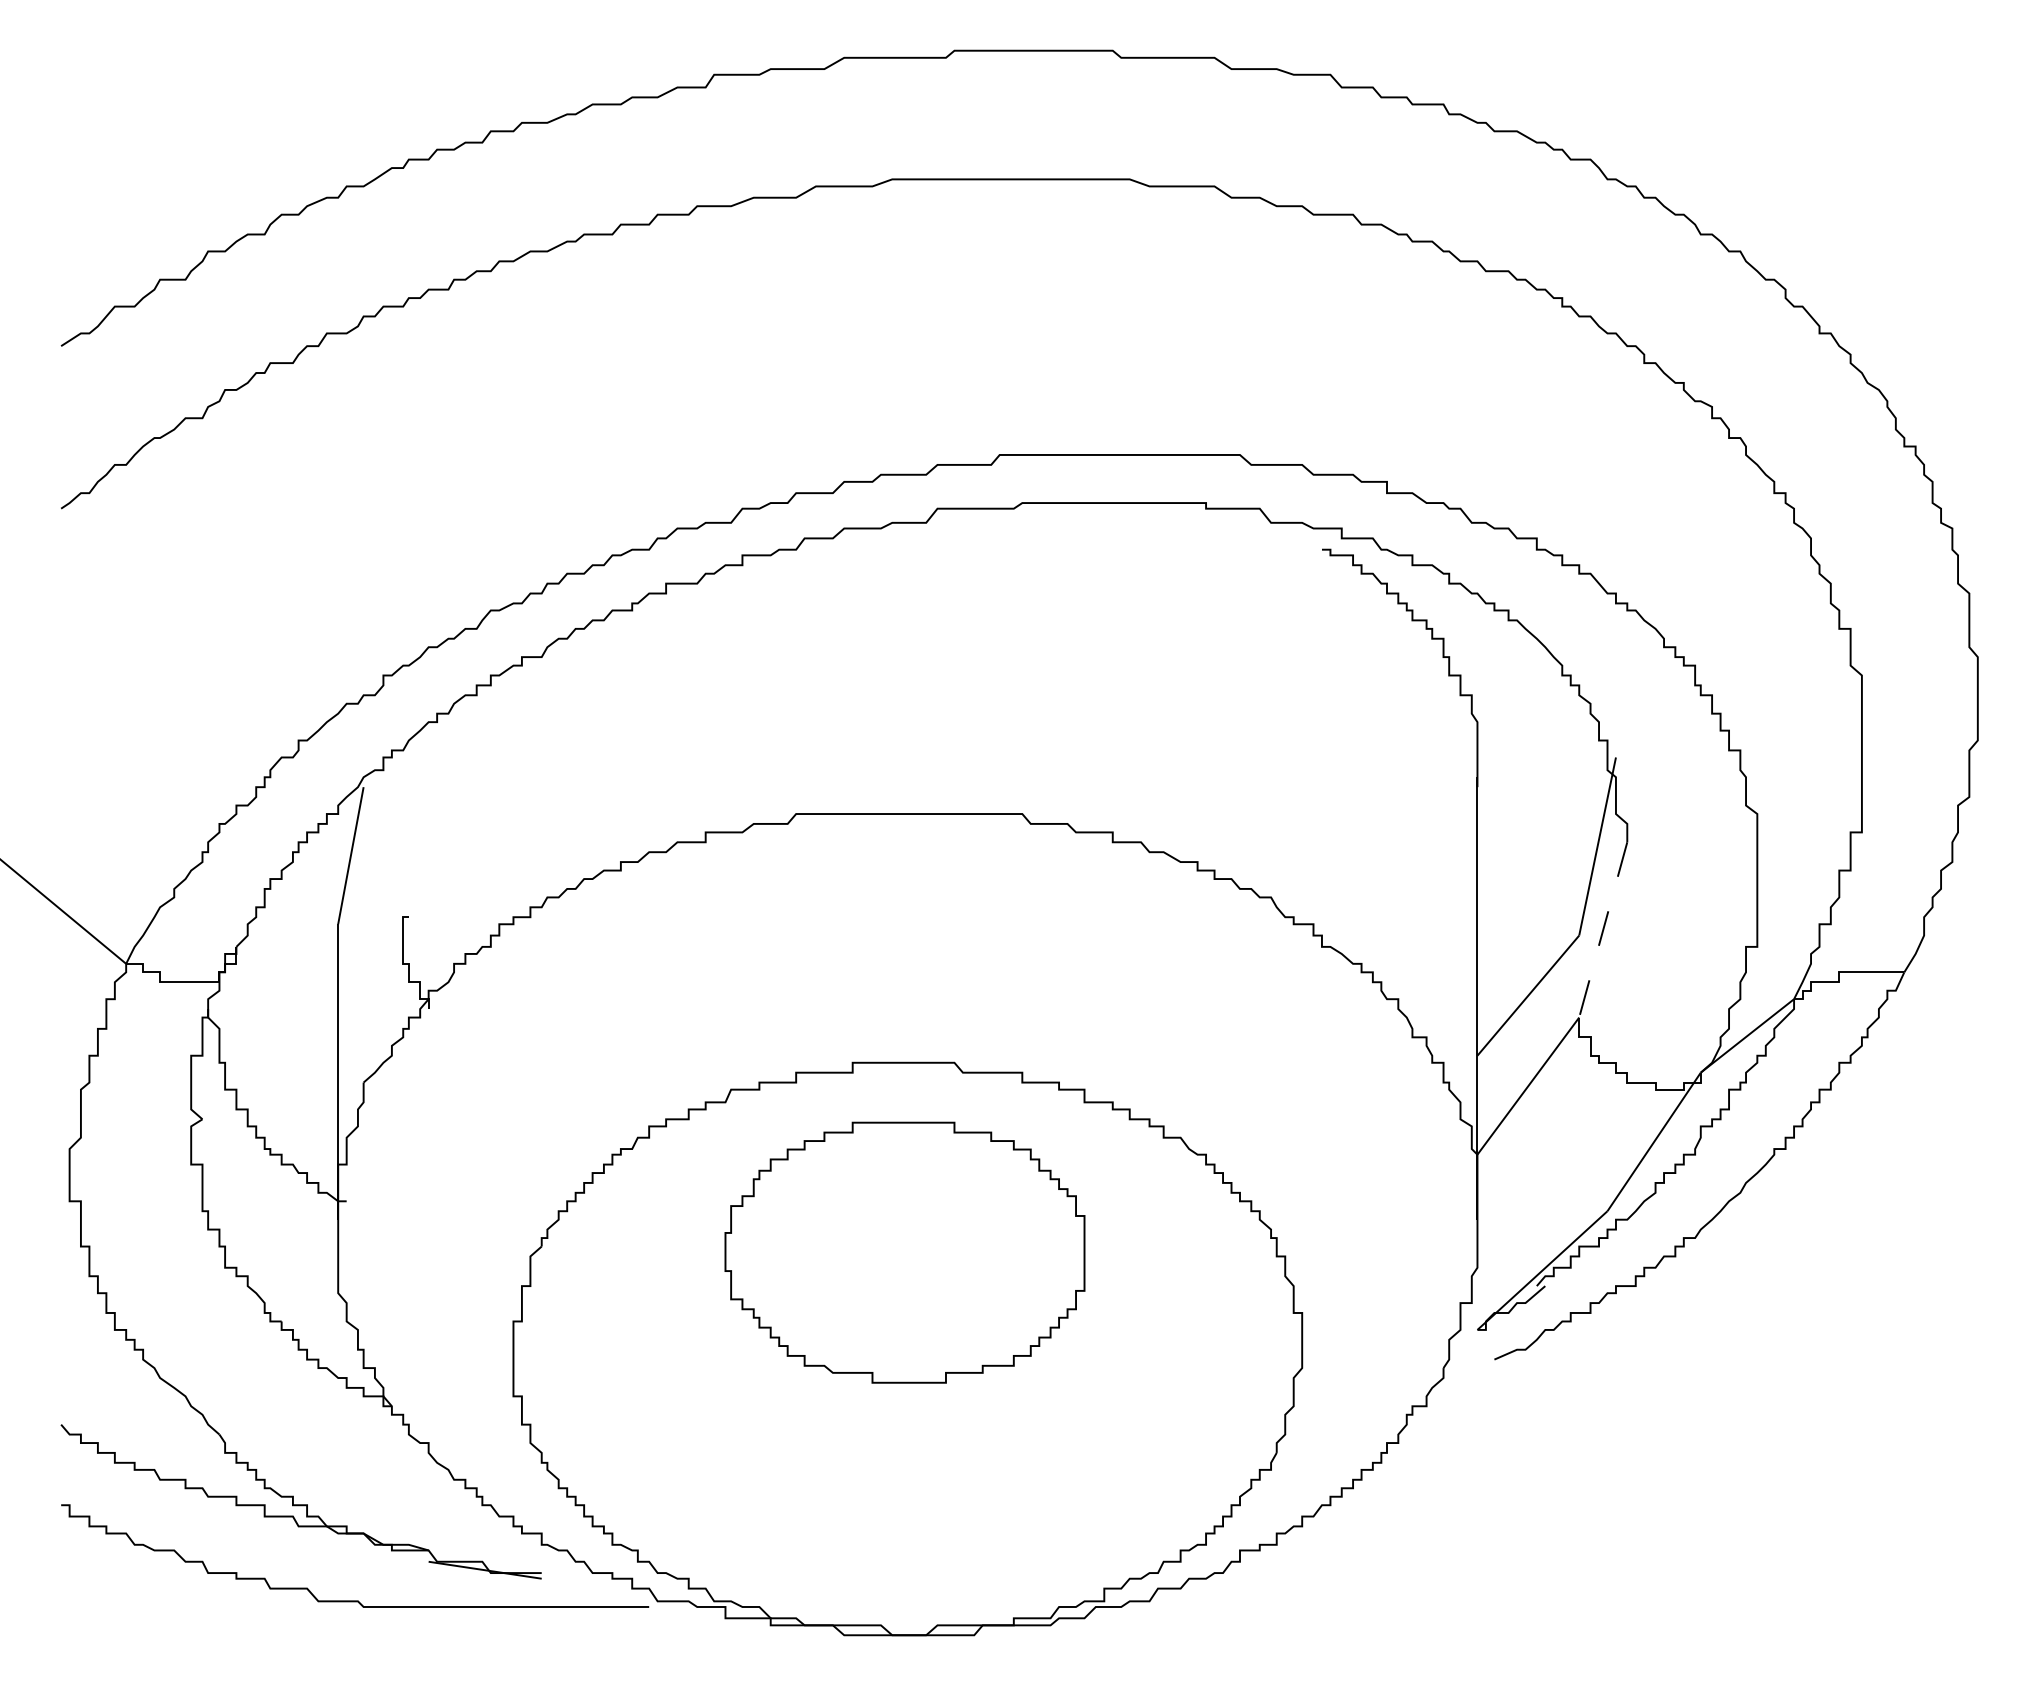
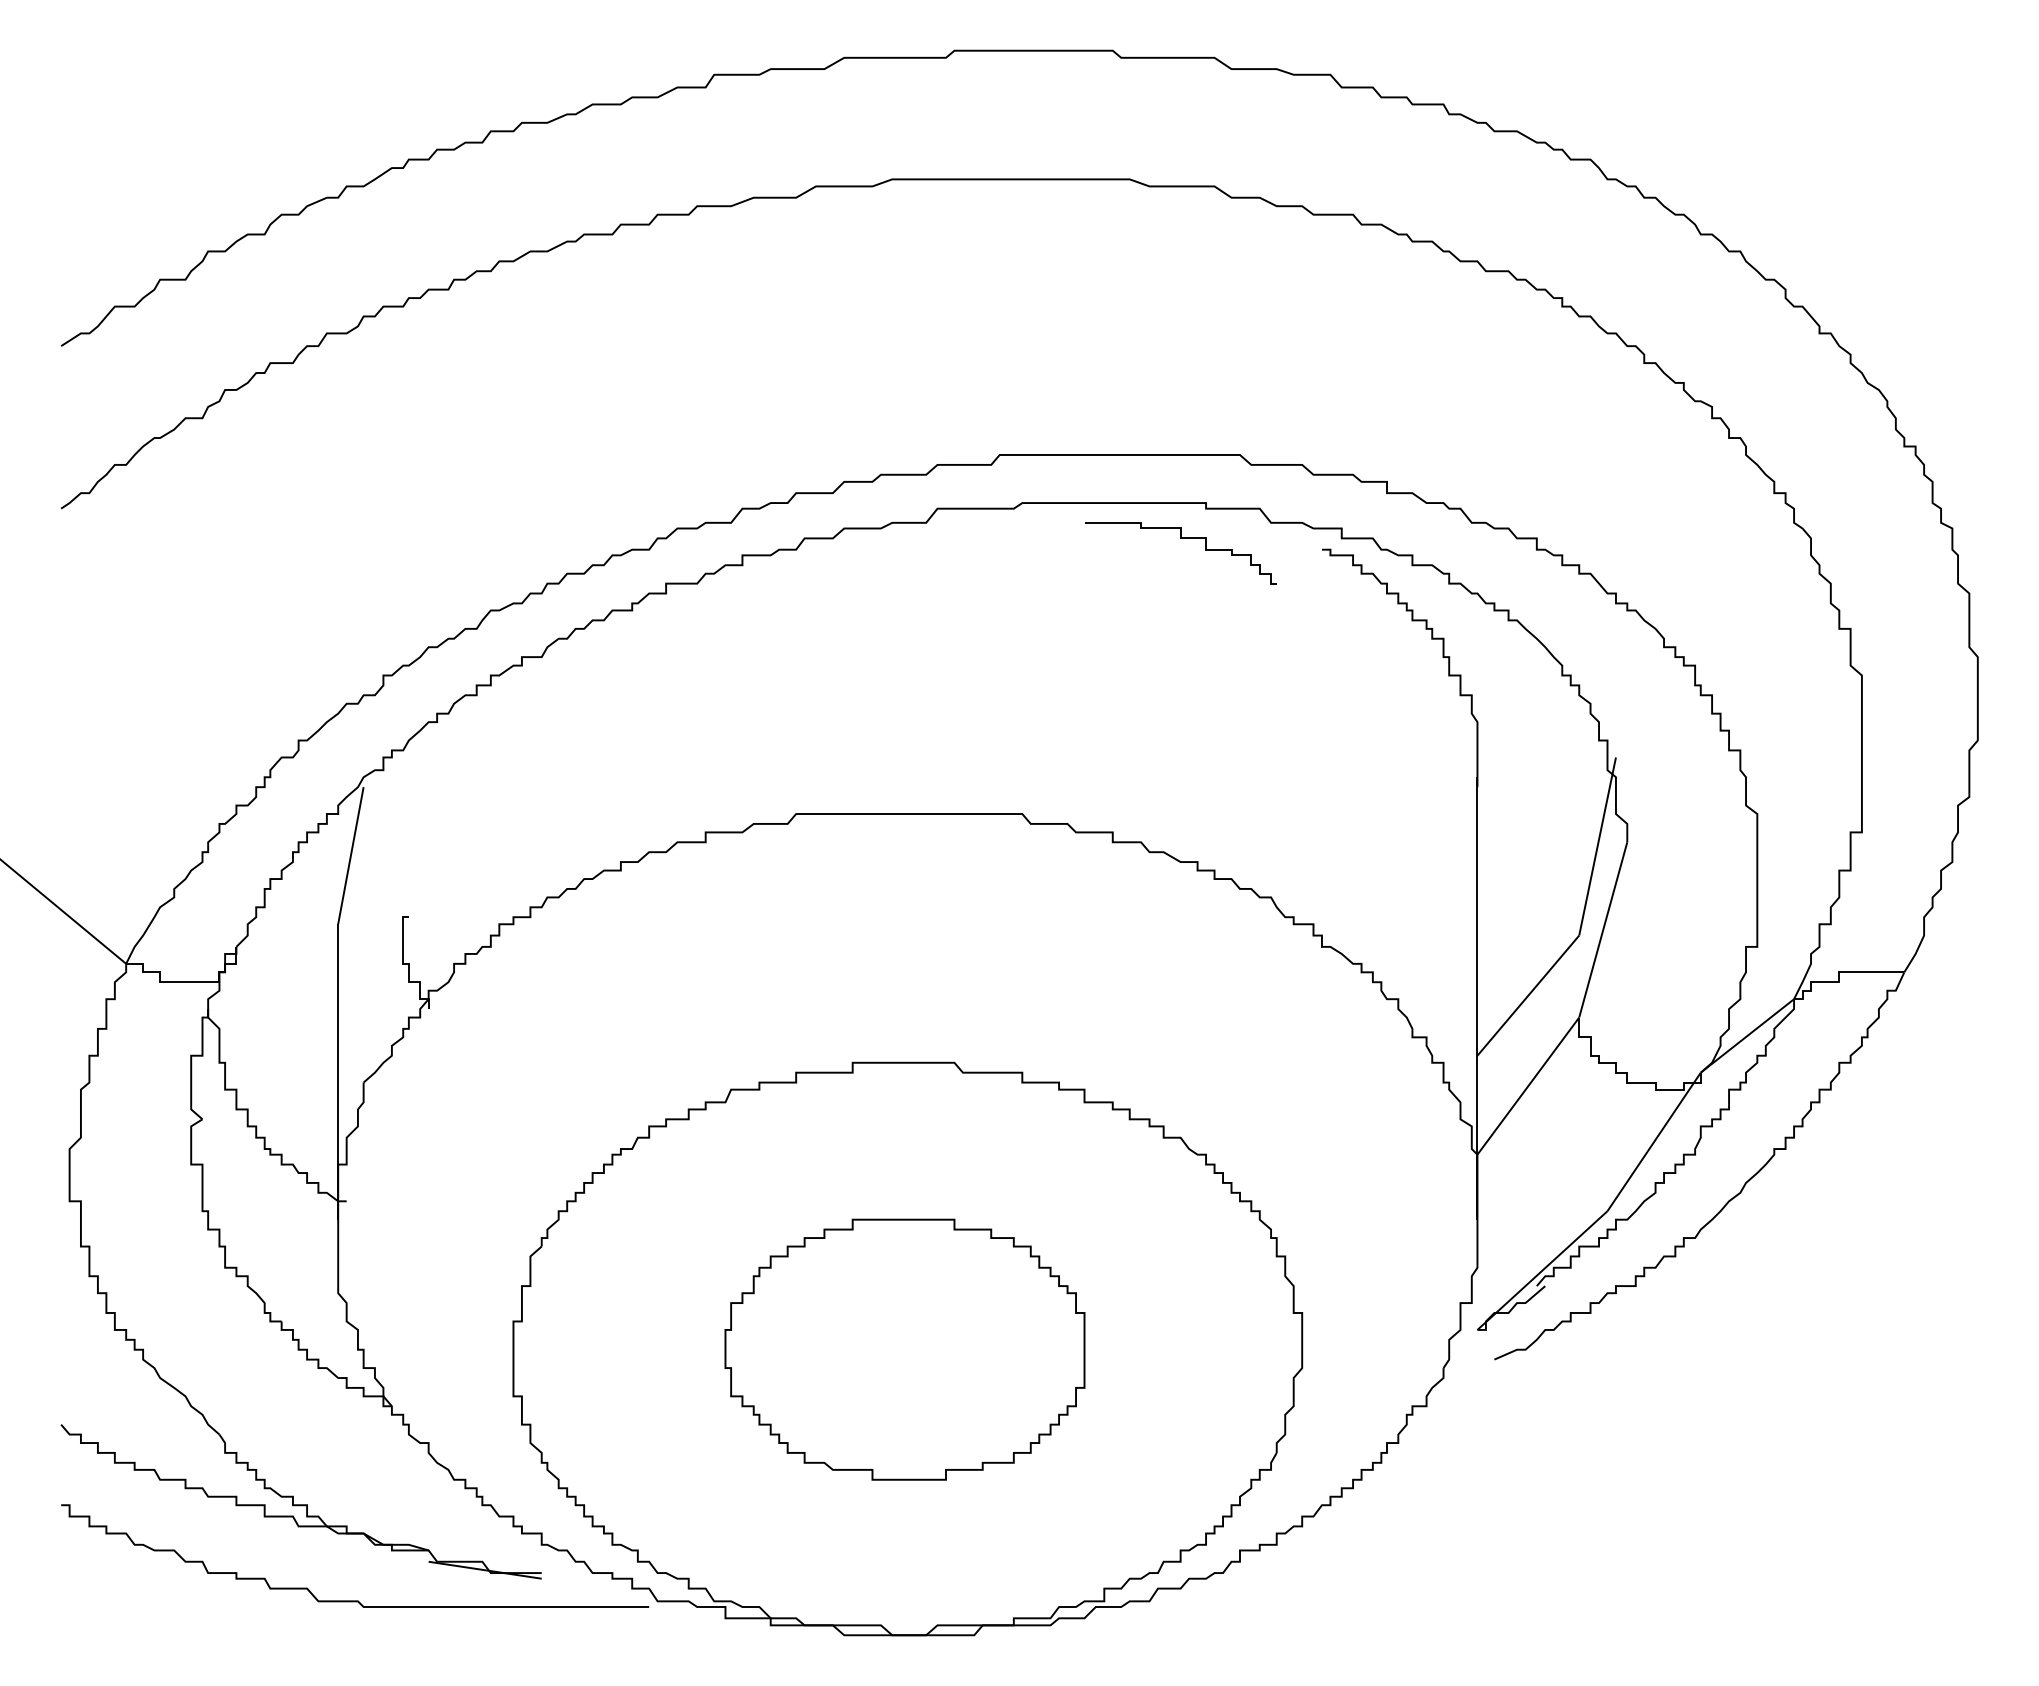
curve: none -> present (1180, 538)
line: dashed -> solid (1603, 929)
part position: (904, 1252) -> (904, 1349) (904, 1349)
